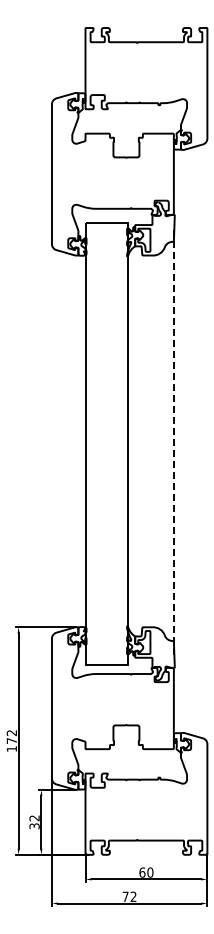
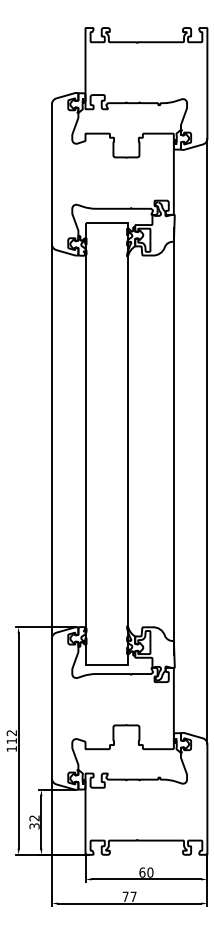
line: dashed -> solid (174, 440)
line: none -> present (51, 441)
line: none -> present (207, 441)
text: 172 -> 112 (11, 740)
text: 72 -> 77 (133, 896)
